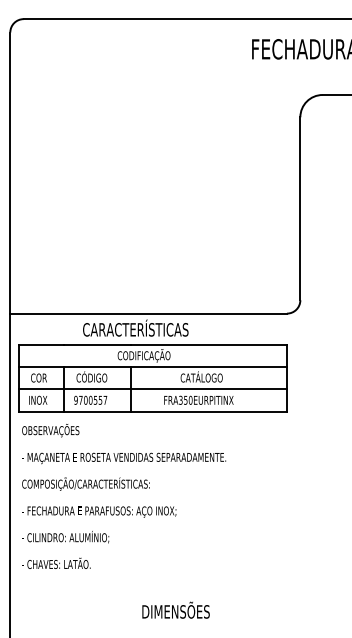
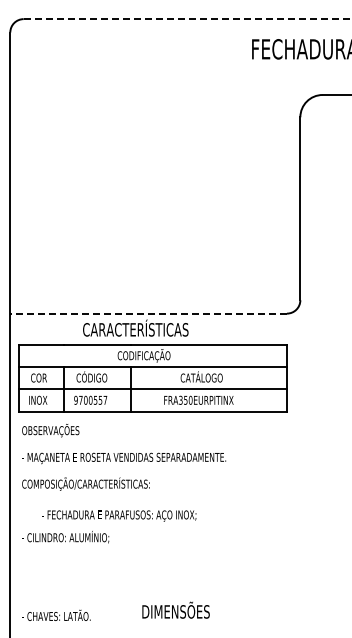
line: solid -> dashed (187, 19)
line: solid -> dashed (148, 313)
text position: (99, 511) -> (119, 515) (119, 515)
text position: (56, 562) -> (56, 614) (56, 614)
